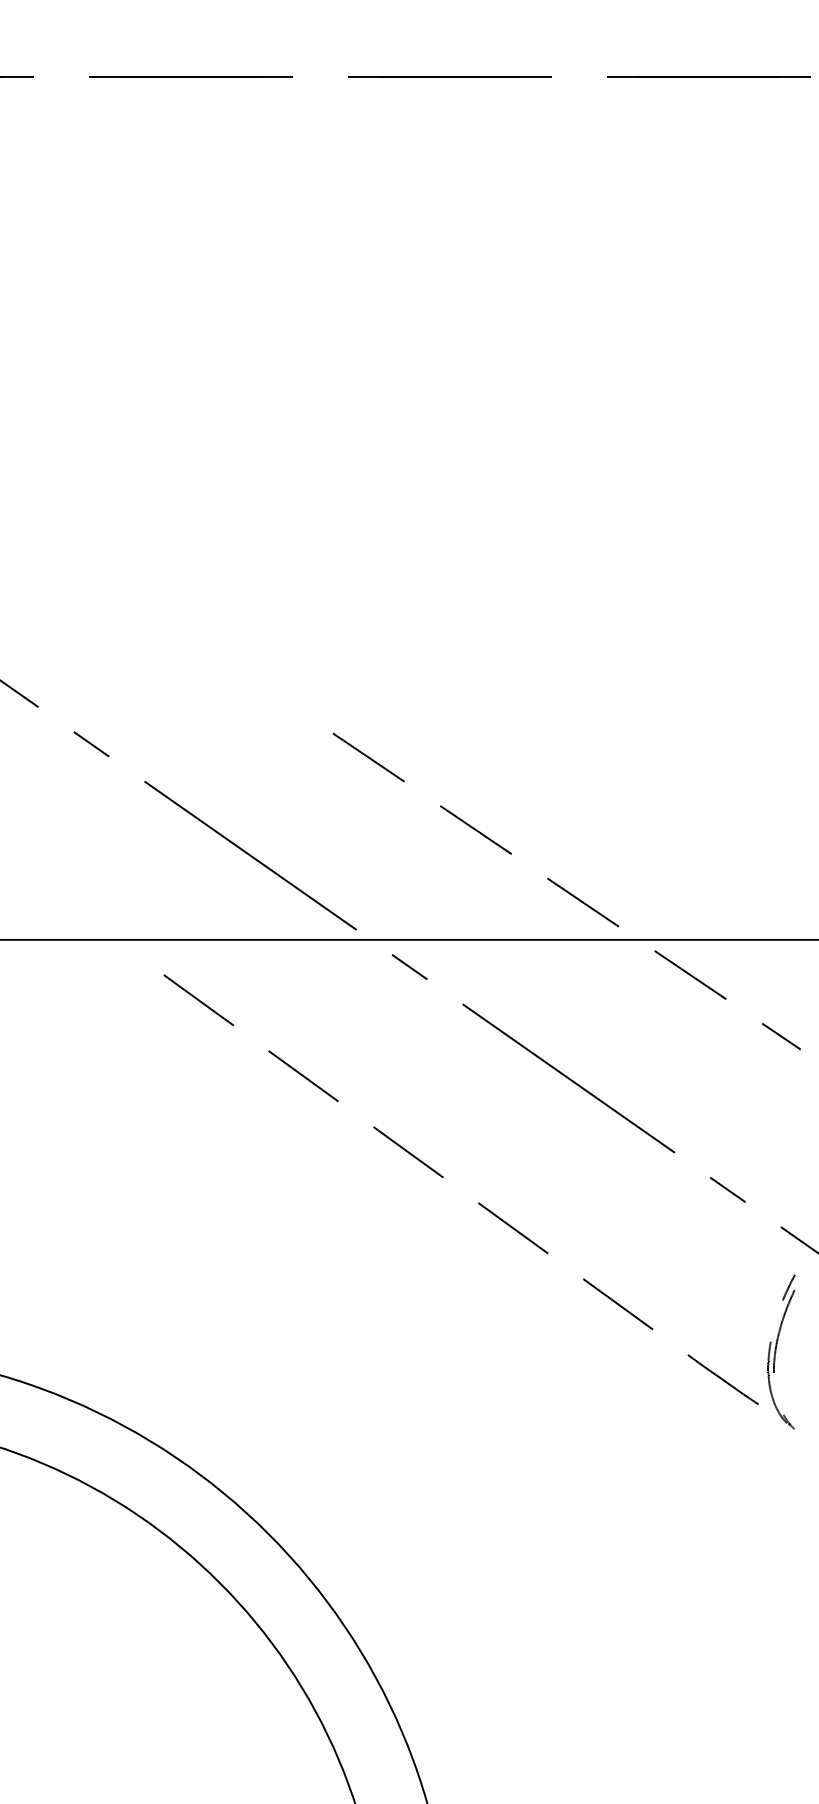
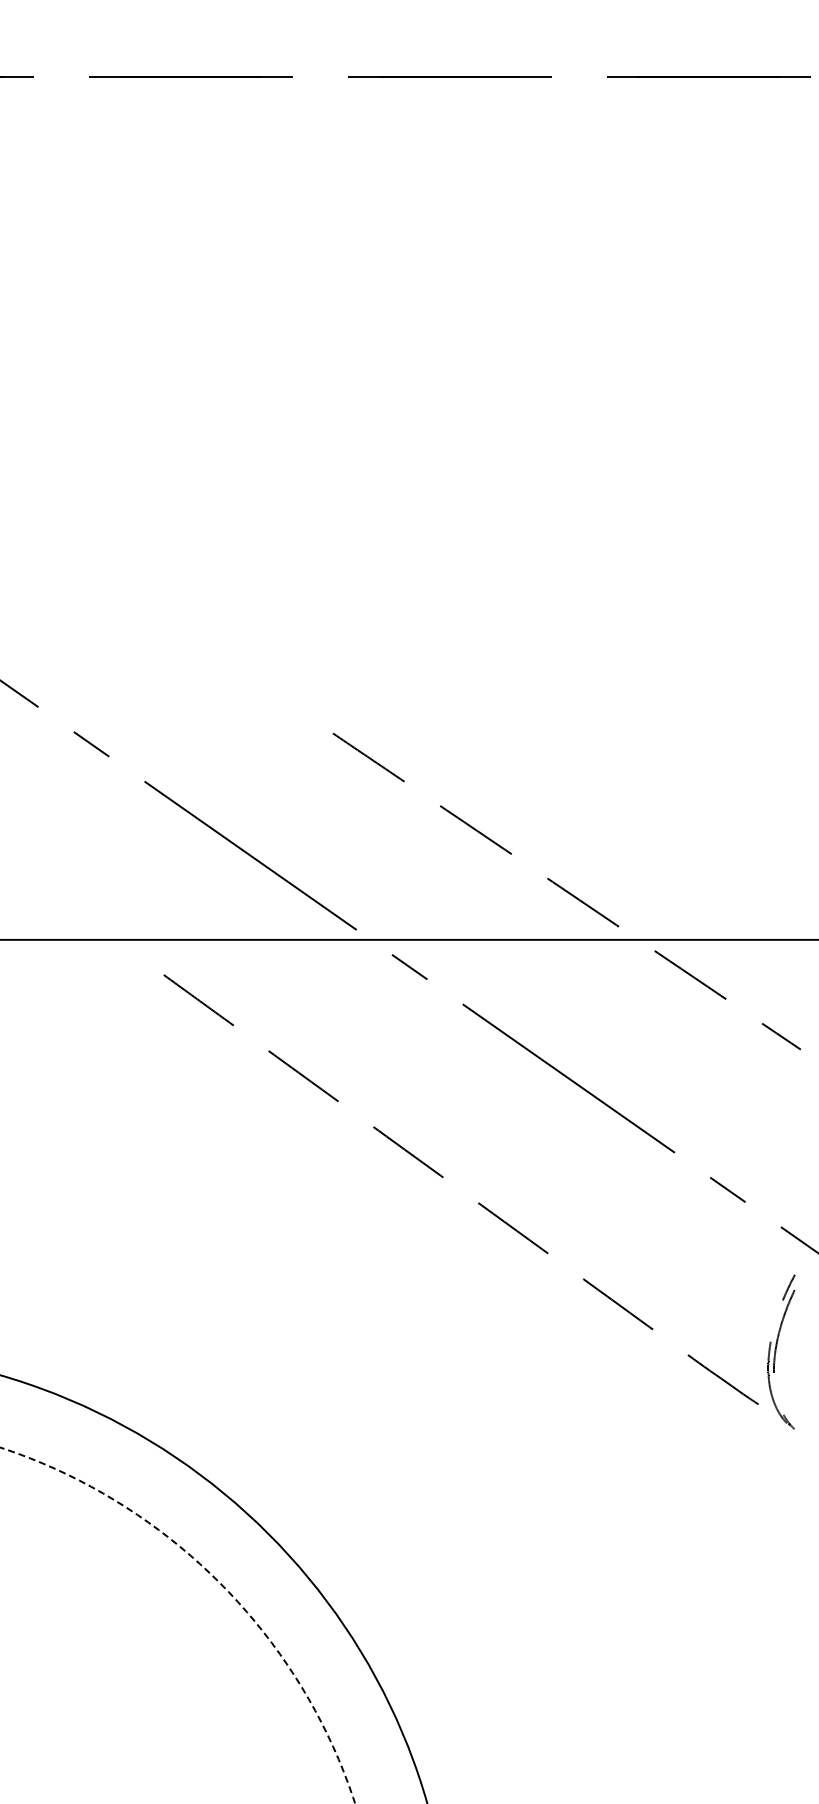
circle: solid -> dashed (177, 1625)
